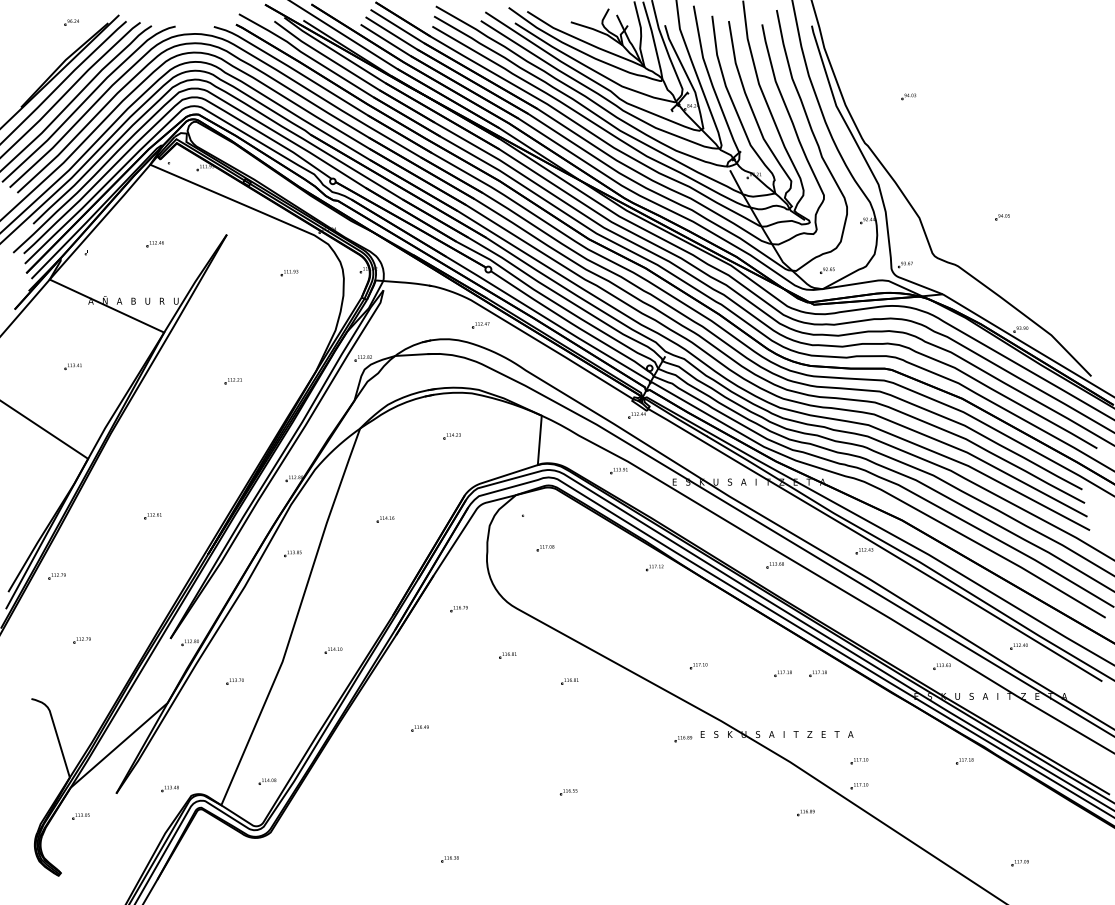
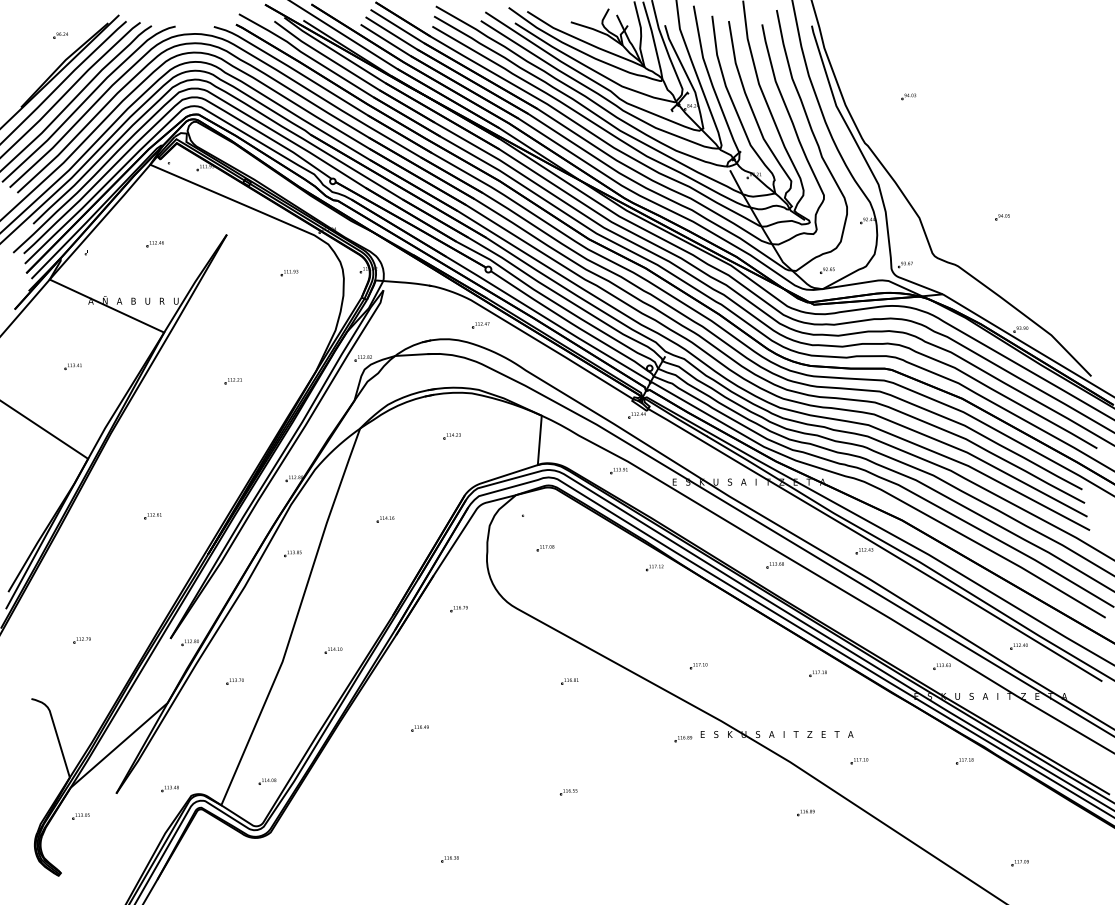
part position: (71, 22) -> (60, 35) (60, 35)
part: present -> none (56, 576)
part: present -> none (507, 655)
part: present -> none (782, 673)
part: present -> none (859, 786)
